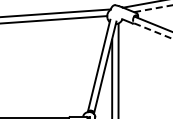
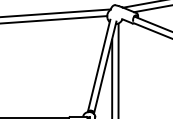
line: dashed -> solid (153, 8)
line: dashed -> solid (153, 31)
